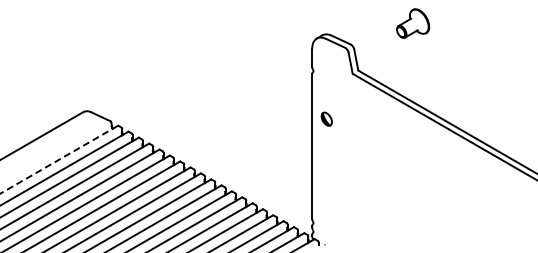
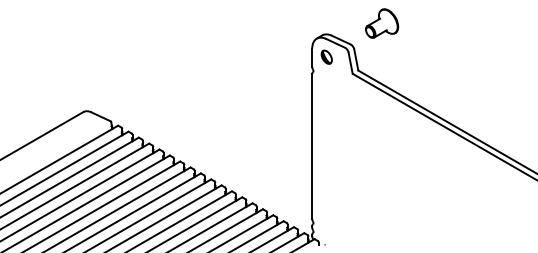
part position: (413, 23) -> (382, 23) (382, 23)
part position: (326, 118) -> (326, 56) (326, 56)
line: dashed -> solid (59, 159)
